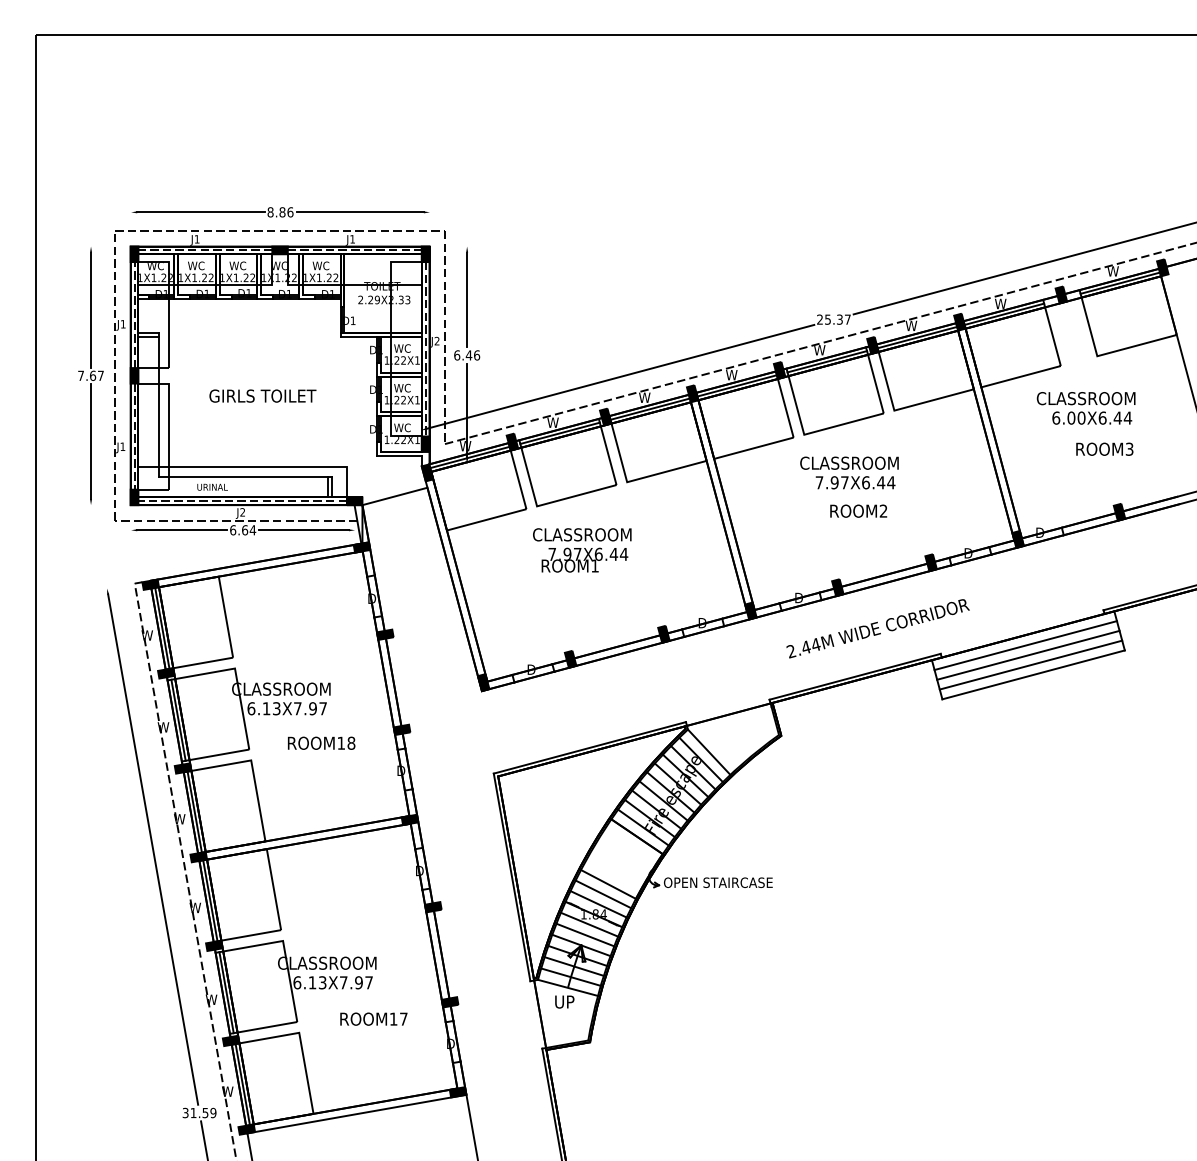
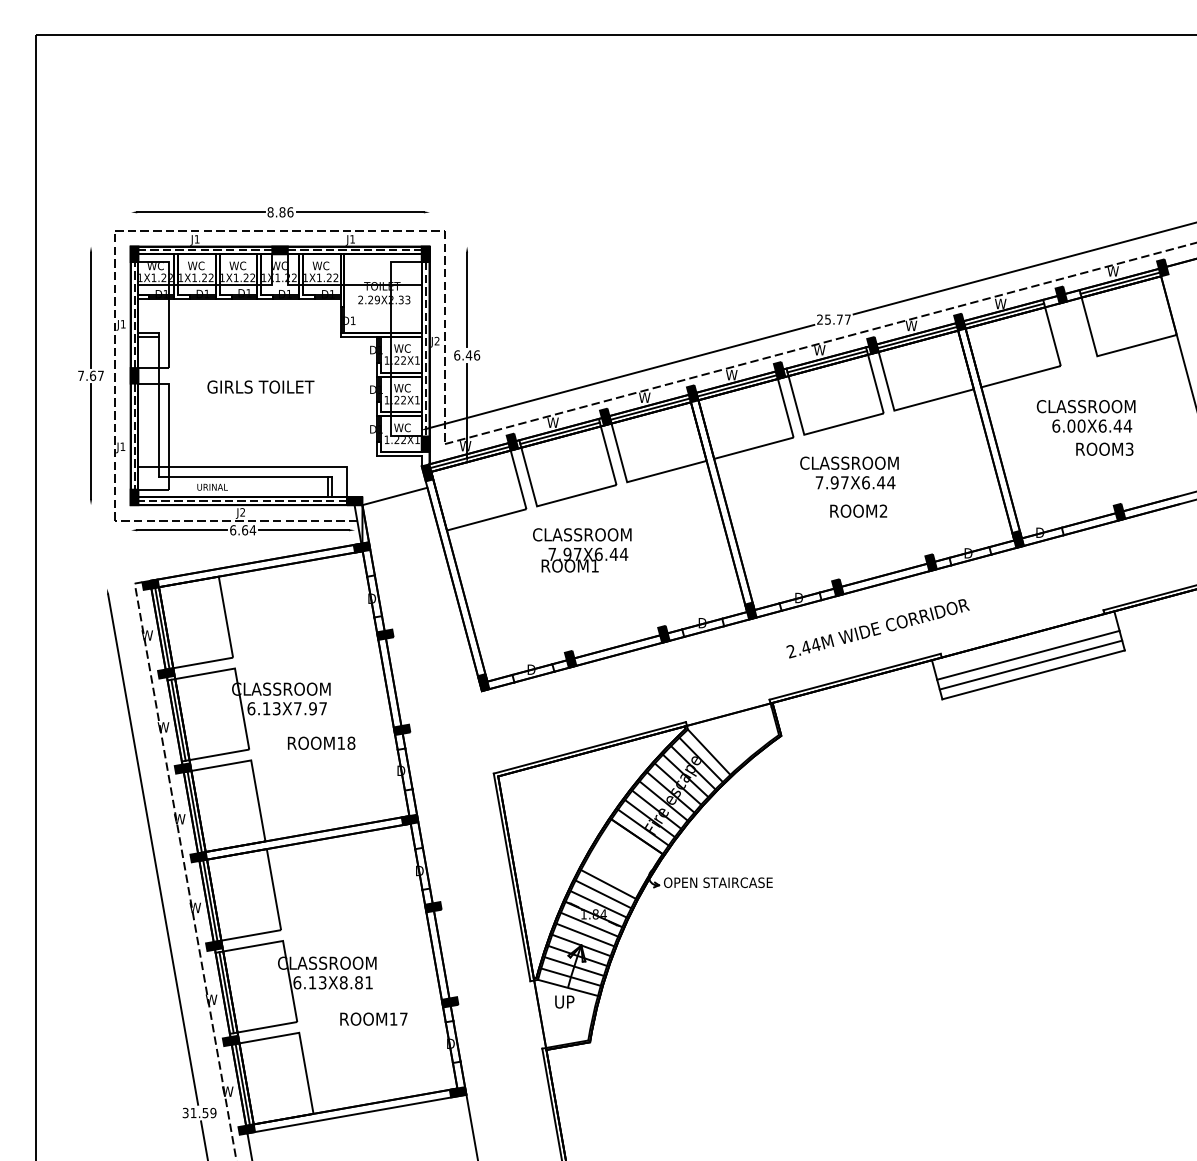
text: 25.37 -> 25.77 (839, 319)
text position: (262, 395) -> (260, 386) (260, 386)
text position: (1085, 408) -> (1085, 416) (1085, 416)
line: present -> none (1025, 645)
text: 6.13X7.97 -> 6.13X8.81 (355, 982)
